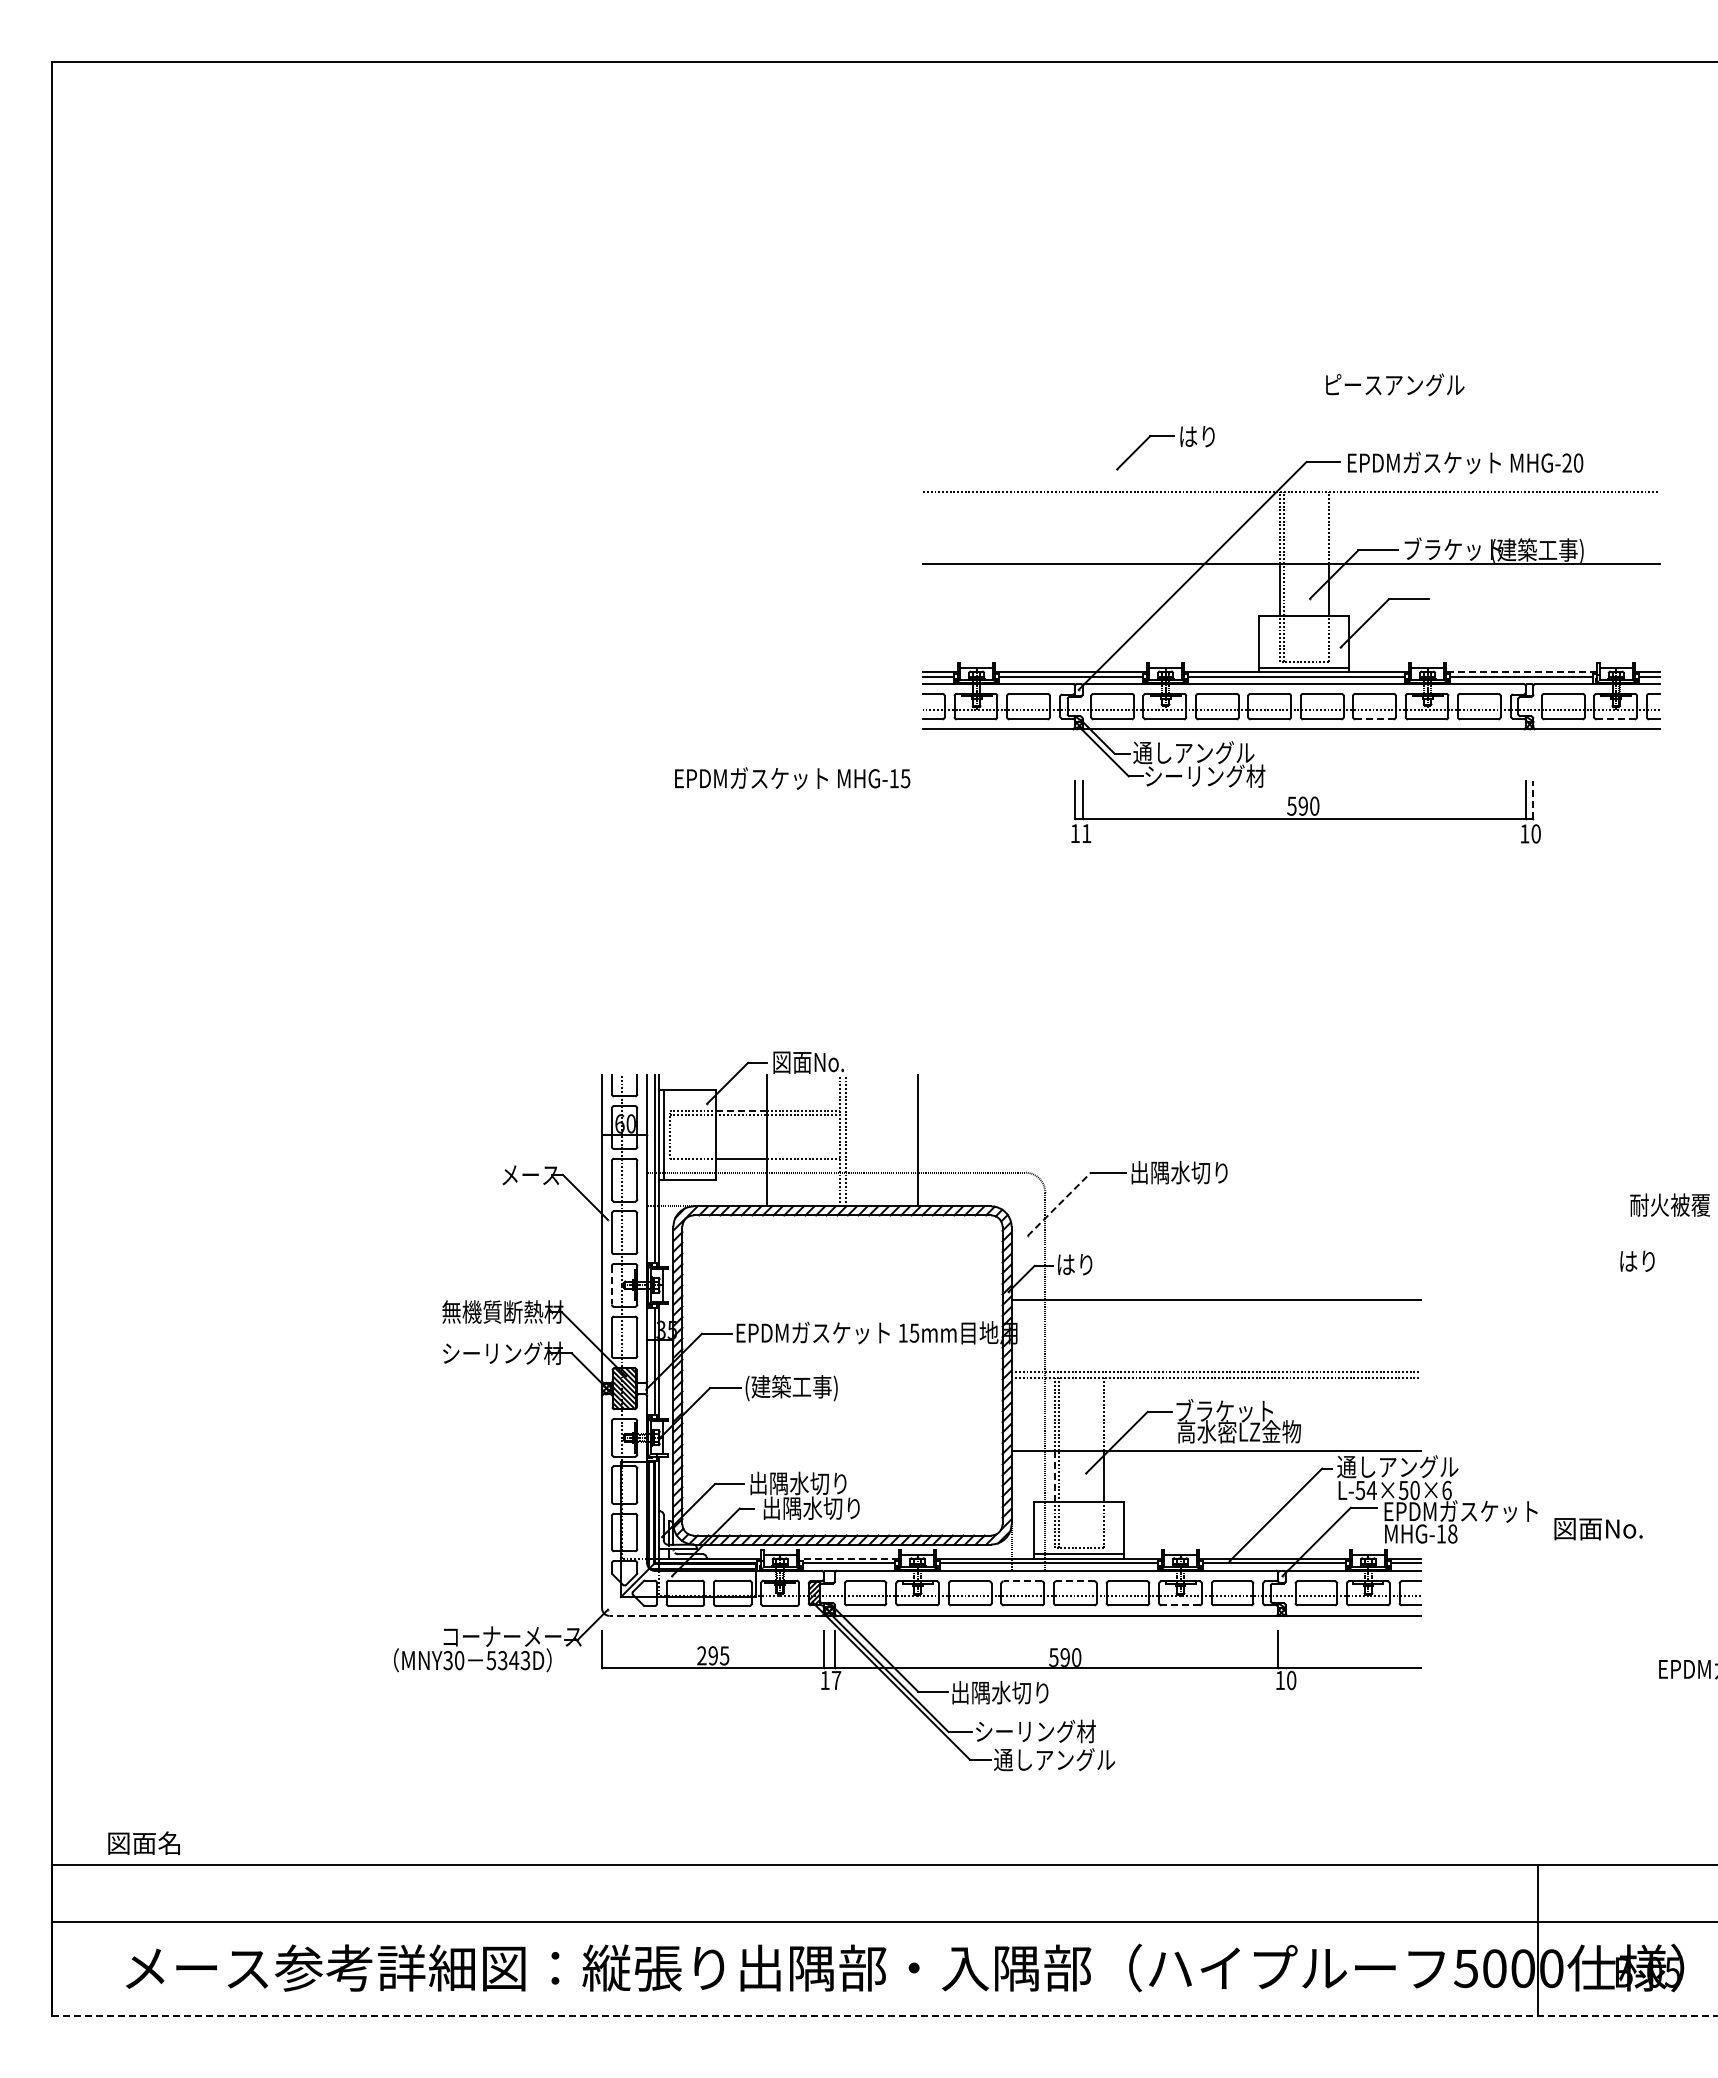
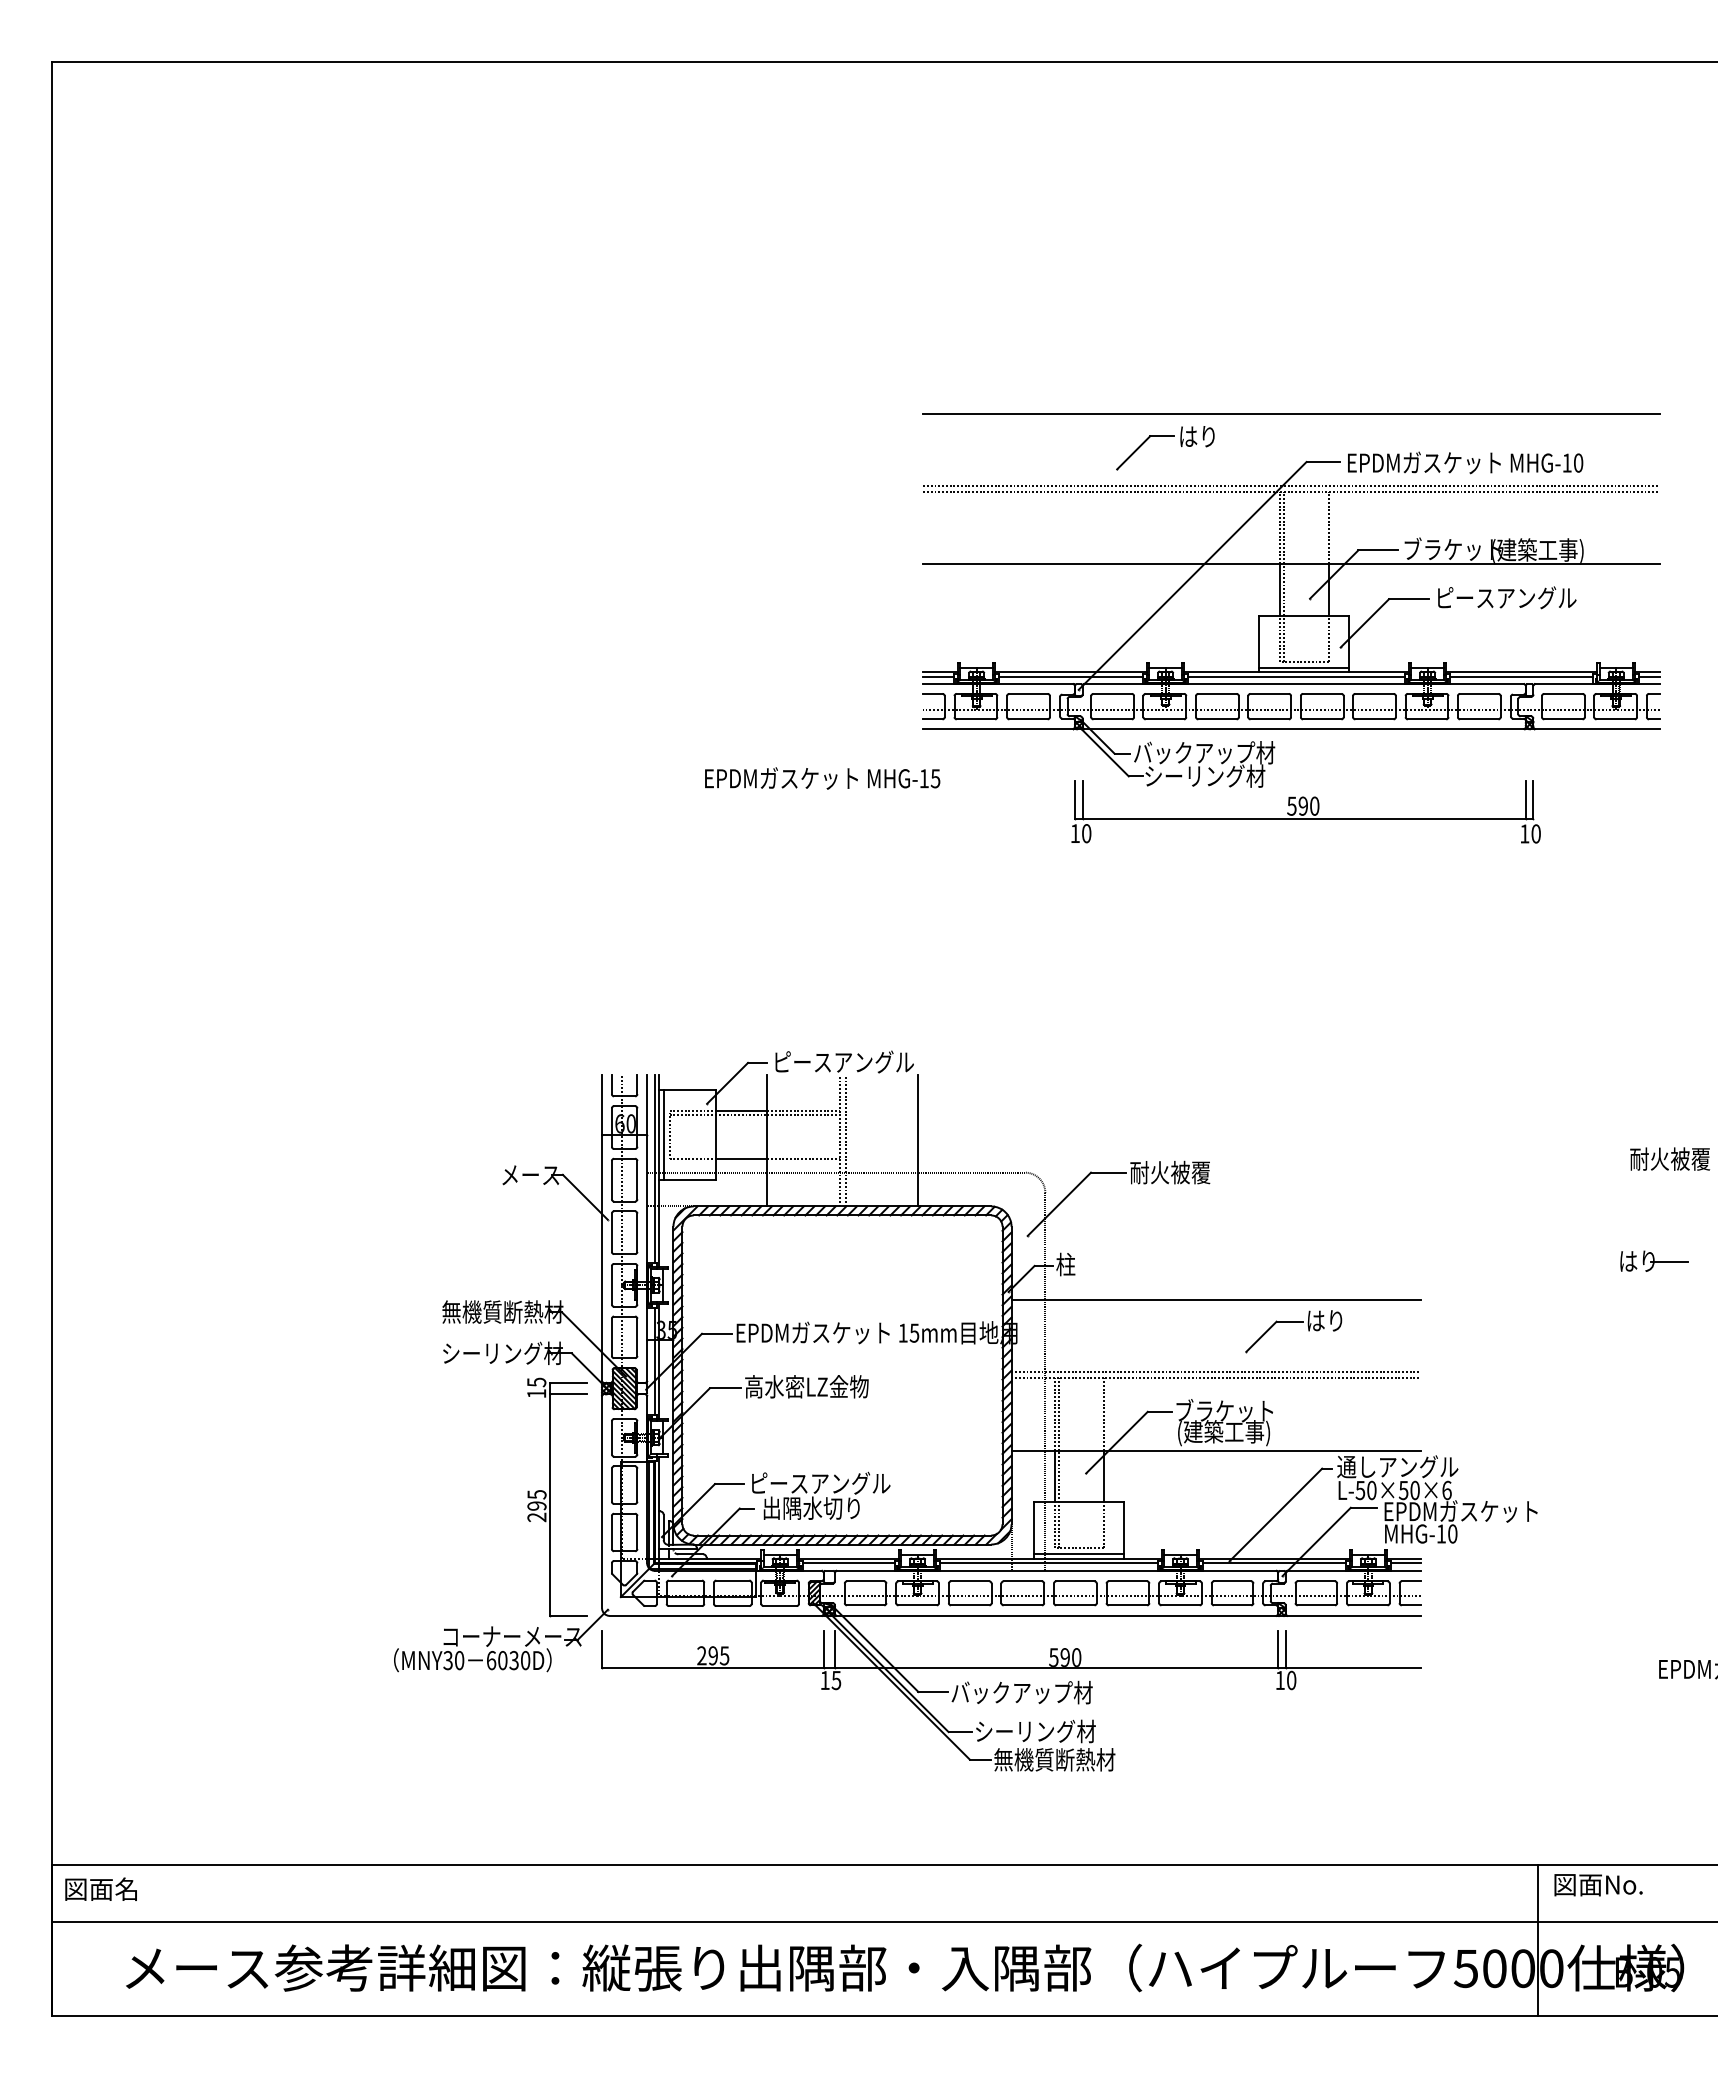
text position: (1395, 384) -> (1507, 597) (1507, 597)
line: none -> present (1291, 413)
text: MHG-20 -> MHG-10 (1566, 462)
line: none -> present (1291, 485)
line: dashed -> solid (1521, 672)
line: dashed -> solid (1374, 719)
line: dashed -> solid (1616, 719)
text: 通しアングル -> バックアップ材 (1204, 752)
text position: (792, 778) -> (822, 778) (822, 778)
line: dashed -> solid (1533, 799)
text: 11 -> 10 (1086, 833)
text: 図面No. -> ピースアングル (843, 1061)
line: dashed -> solid (741, 1110)
text: 出隅水切り -> 耐火被覆 (1178, 1172)
line: dashed -> solid (1059, 1204)
text position: (1670, 1204) -> (1670, 1158) (1670, 1158)
line: none -> present (1669, 1262)
text: はり -> 柱 (1074, 1264)
line: dashed -> solid (611, 1285)
part: none -> present (1293, 1322)
text: (建築工事) -> 高水密LZ金物 (806, 1388)
text: 高水密LZ金物 -> (建築工事) (1238, 1433)
line: dashed -> solid (1054, 1476)
text: 出隅水切り -> ピースアングル (820, 1483)
text: L-54×50×6 -> L-50×50×6 (1371, 1490)
part: none -> present (550, 1497)
text position: (1598, 1529) -> (1598, 1885) (1598, 1885)
text: MHG-18 -> MHG-10 (1452, 1533)
line: dashed -> solid (848, 1558)
line: dashed -> solid (1022, 1581)
line: dashed -> solid (1074, 1581)
line: dashed -> solid (1180, 1605)
line: dashed -> solid (715, 1615)
line: none -> present (1285, 1649)
text: 5343D -> 6030D (508, 1660)
text: 17 -> 15 (836, 1680)
text: 出隅水切り -> バックアップ材 (1021, 1692)
text: 通しアングル -> 無機質断熱材 (1054, 1759)
text position: (143, 1842) -> (100, 1888) (100, 1888)
line: dashed -> solid (884, 2015)
